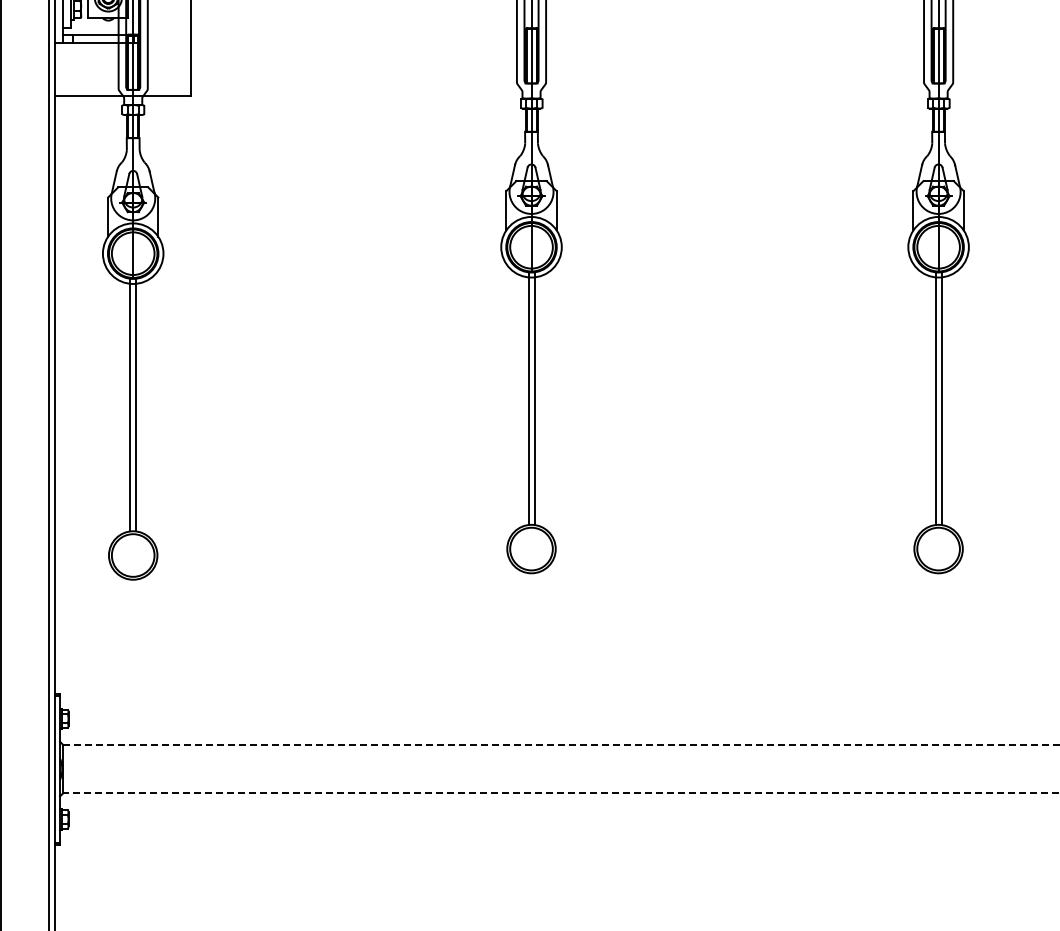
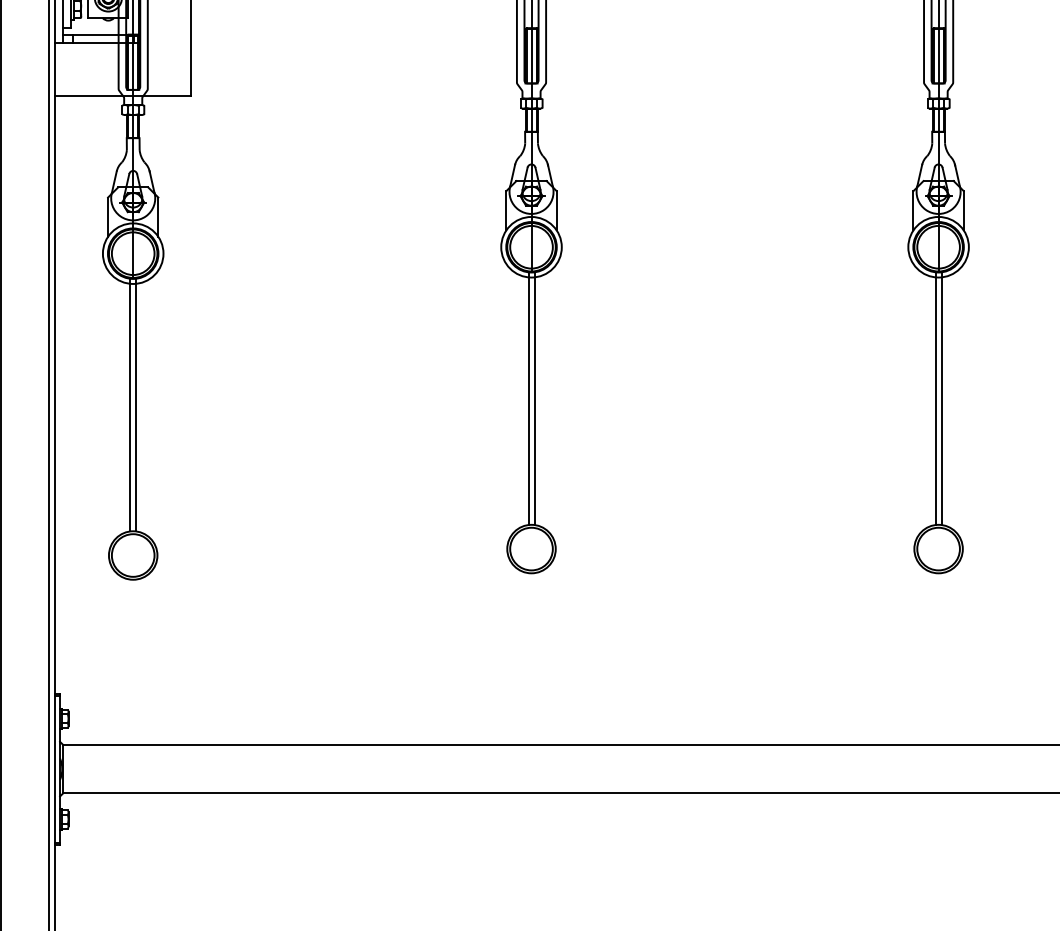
line: dashed -> solid (561, 744)
line: dashed -> solid (560, 793)
